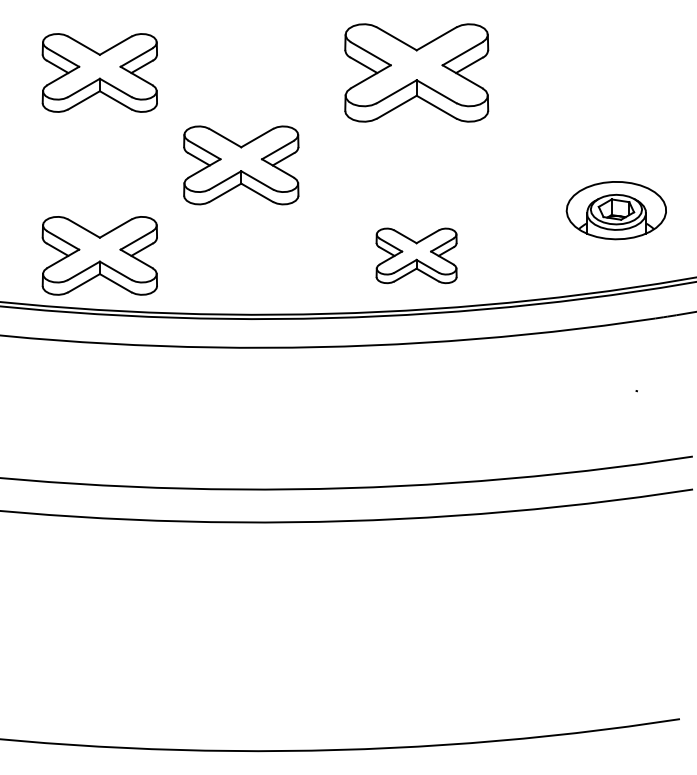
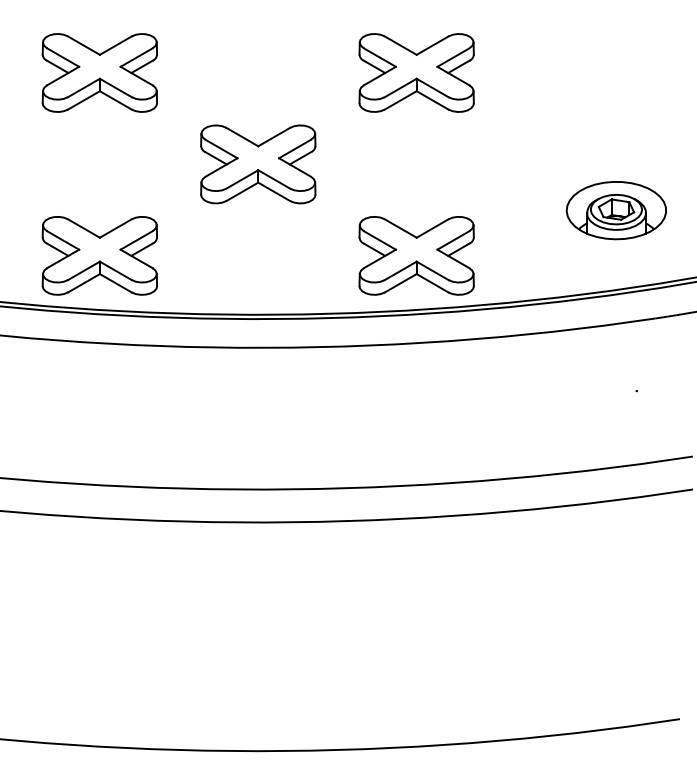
part size: 146x100 px -> 117x80 px (416, 72)
part position: (241, 165) -> (258, 164) (258, 164)
part size: 83x58 px -> 117x80 px (416, 255)
